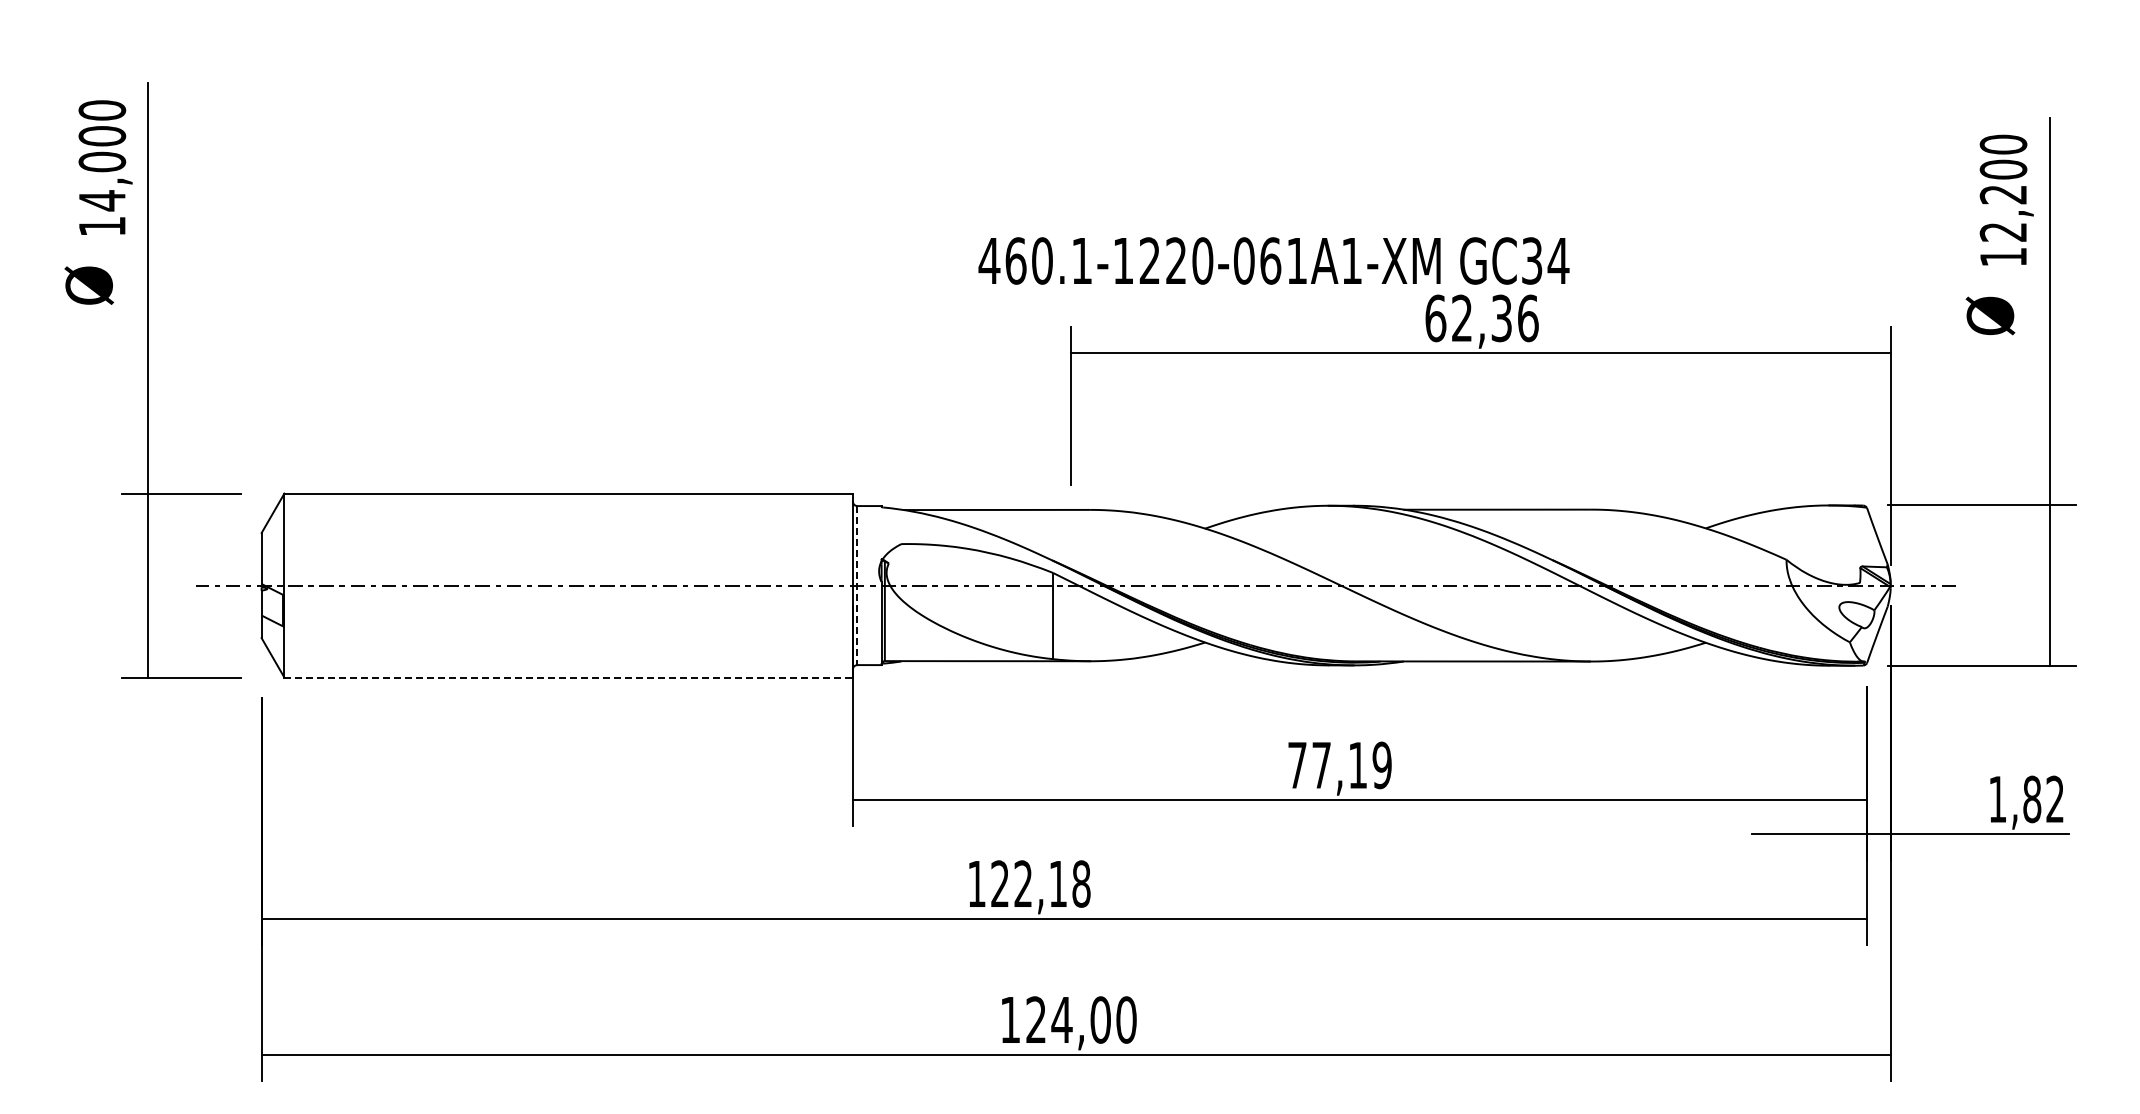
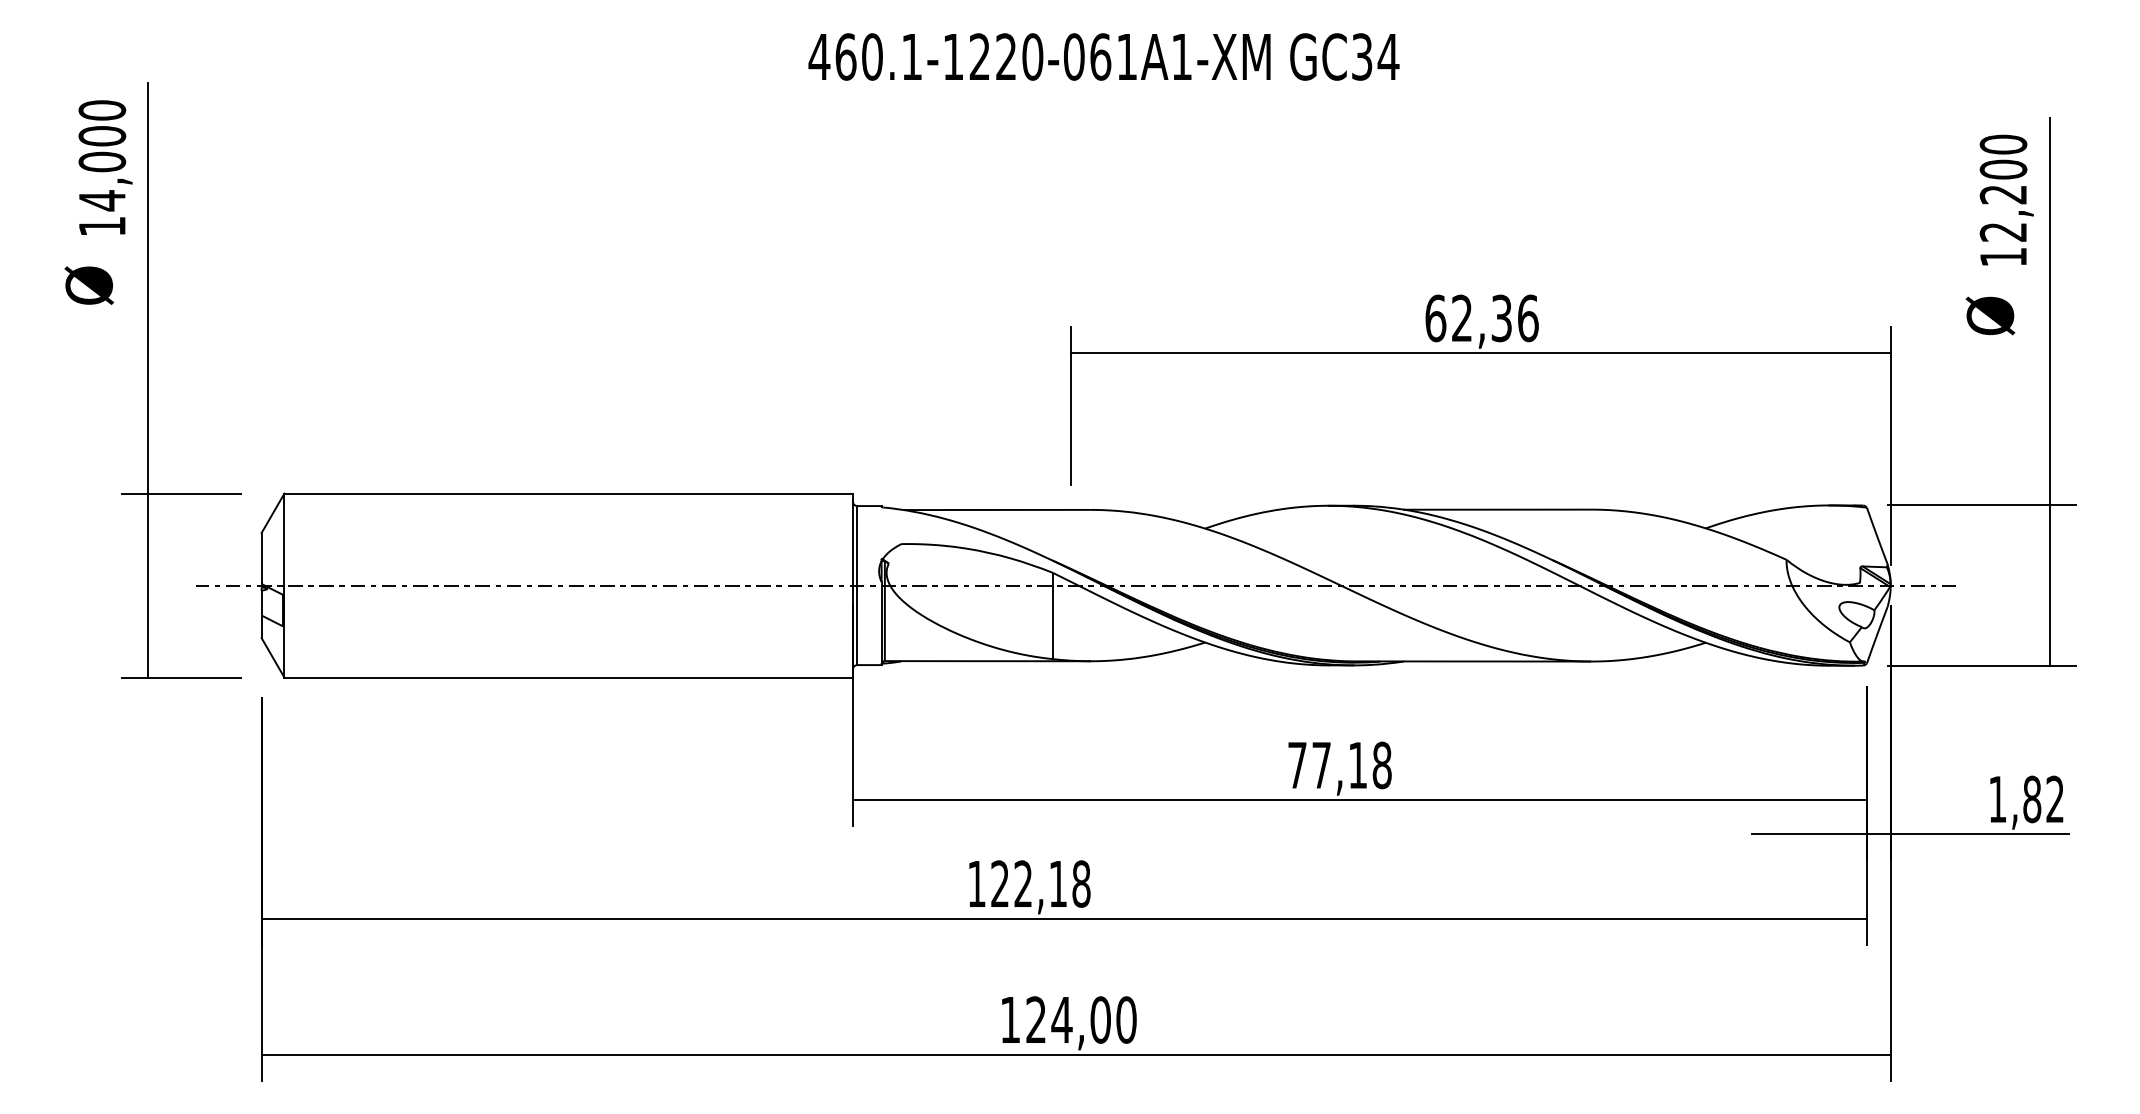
text position: (1273, 260) -> (1103, 56) (1103, 56)
line: dashed -> solid (857, 585)
line: dashed -> solid (569, 677)
text: 77,19 -> 77,18 (1381, 765)
